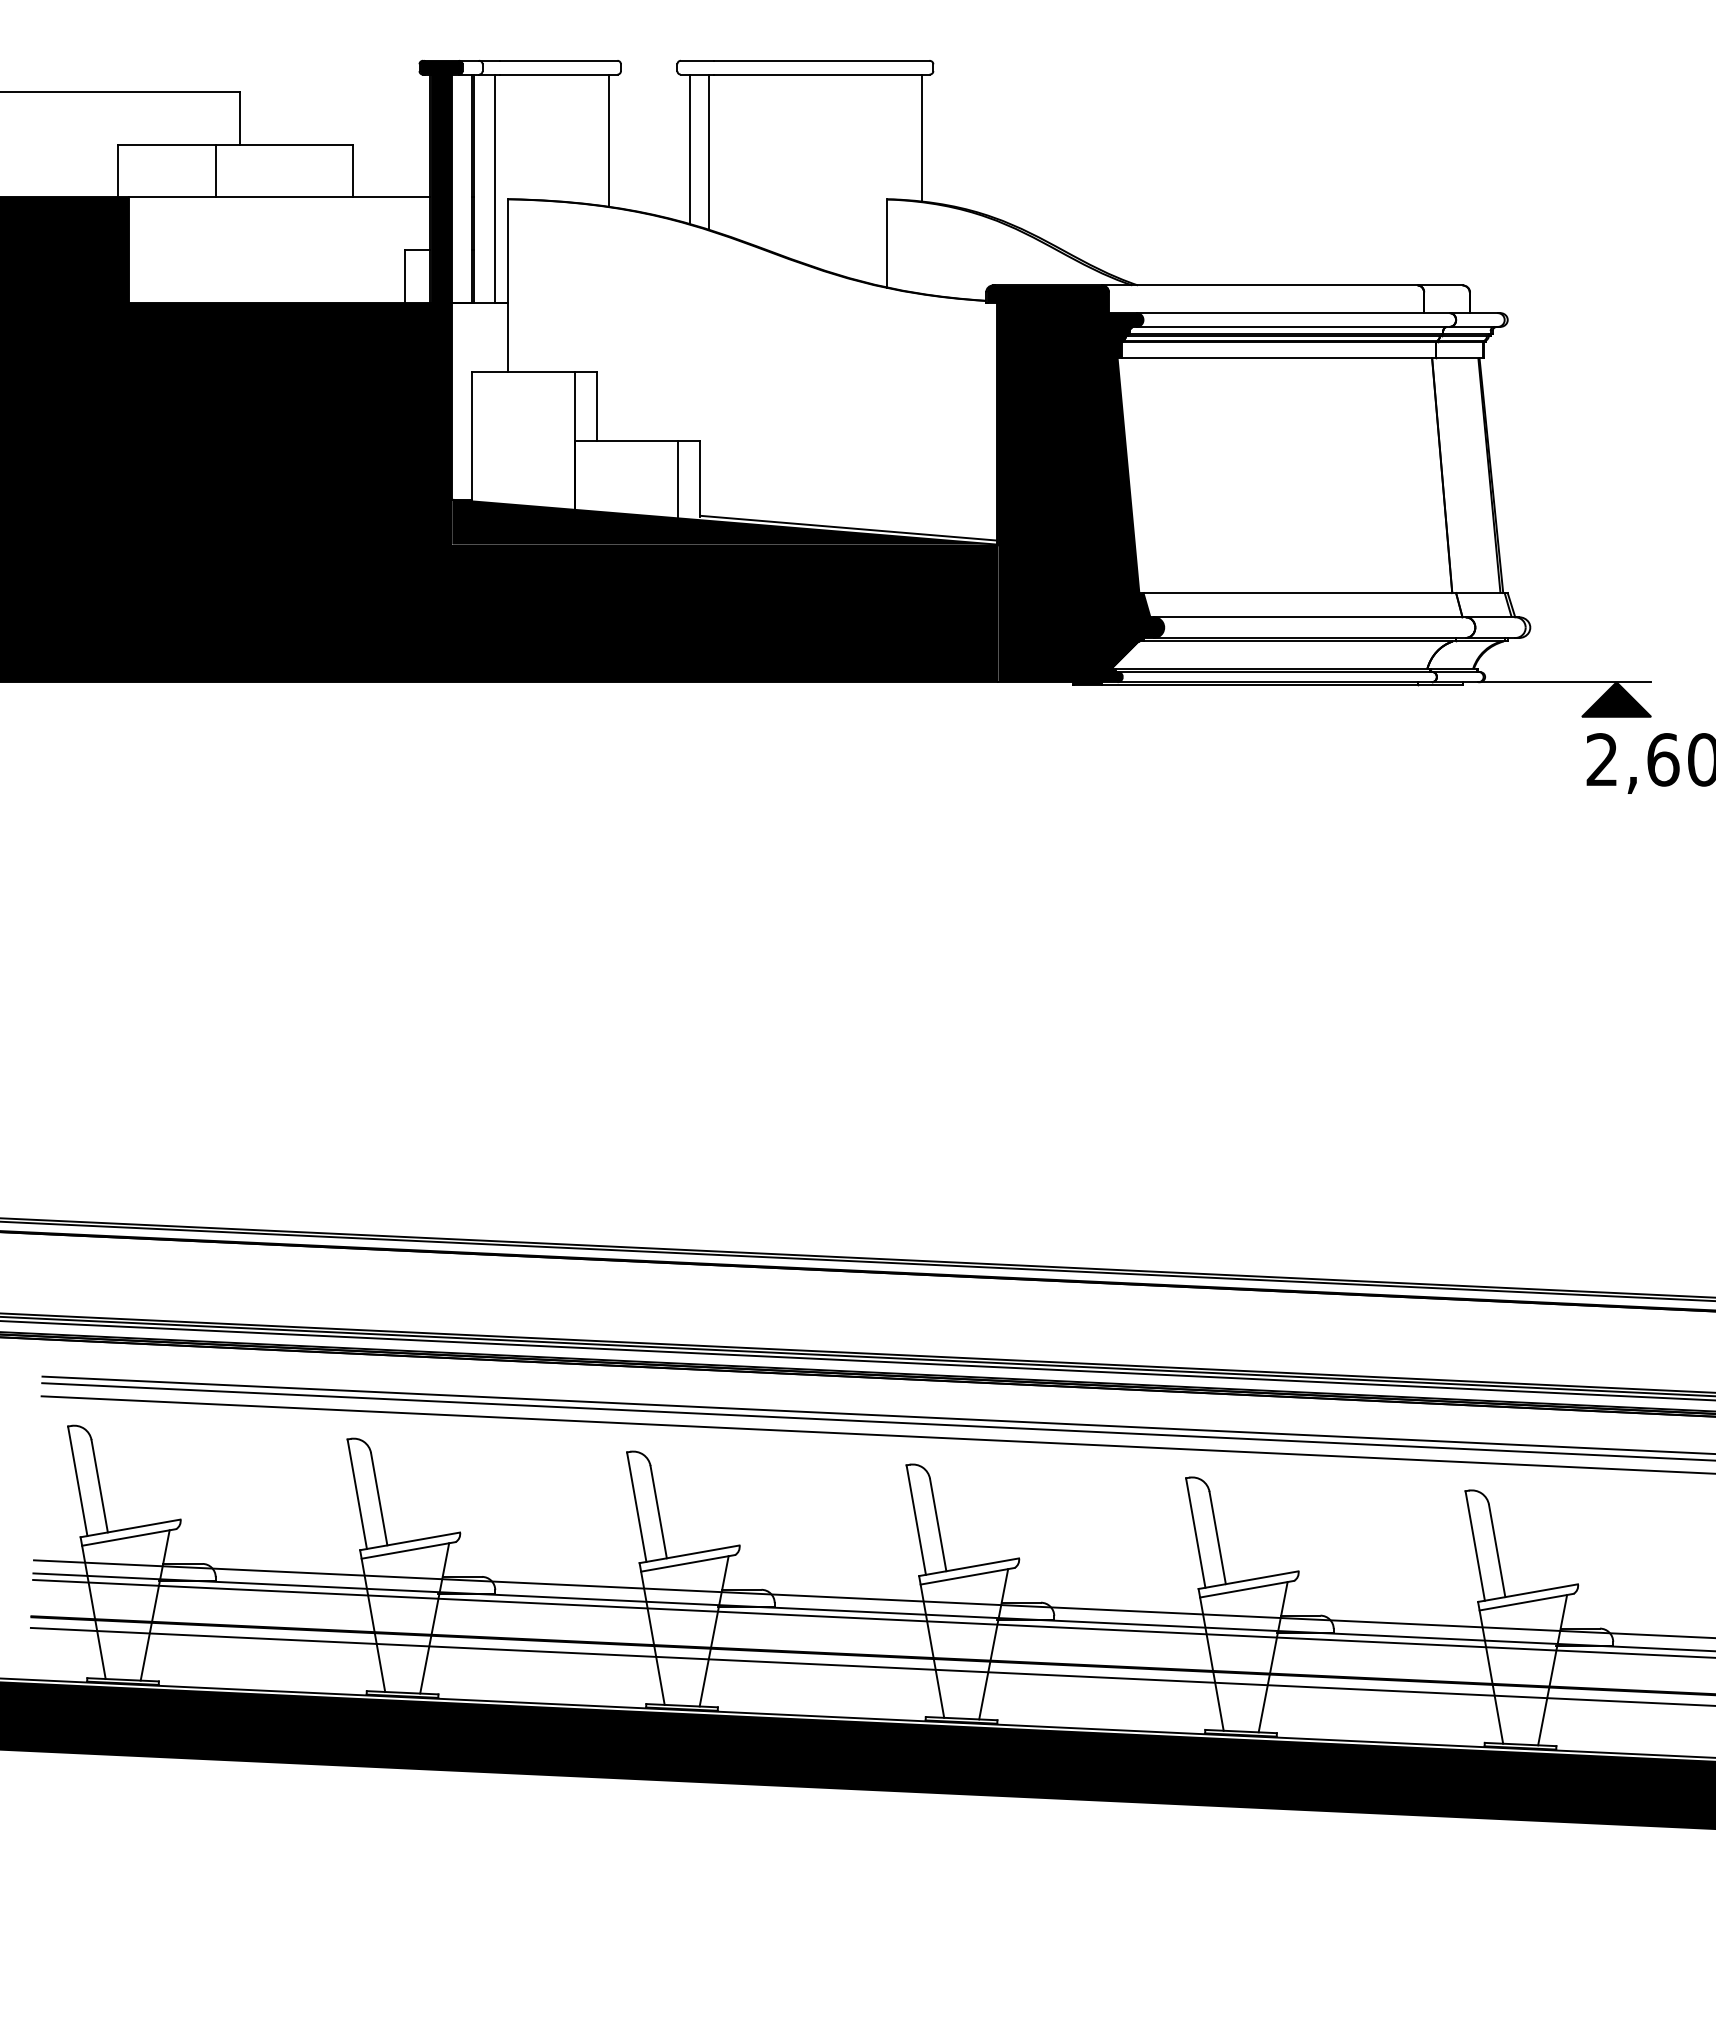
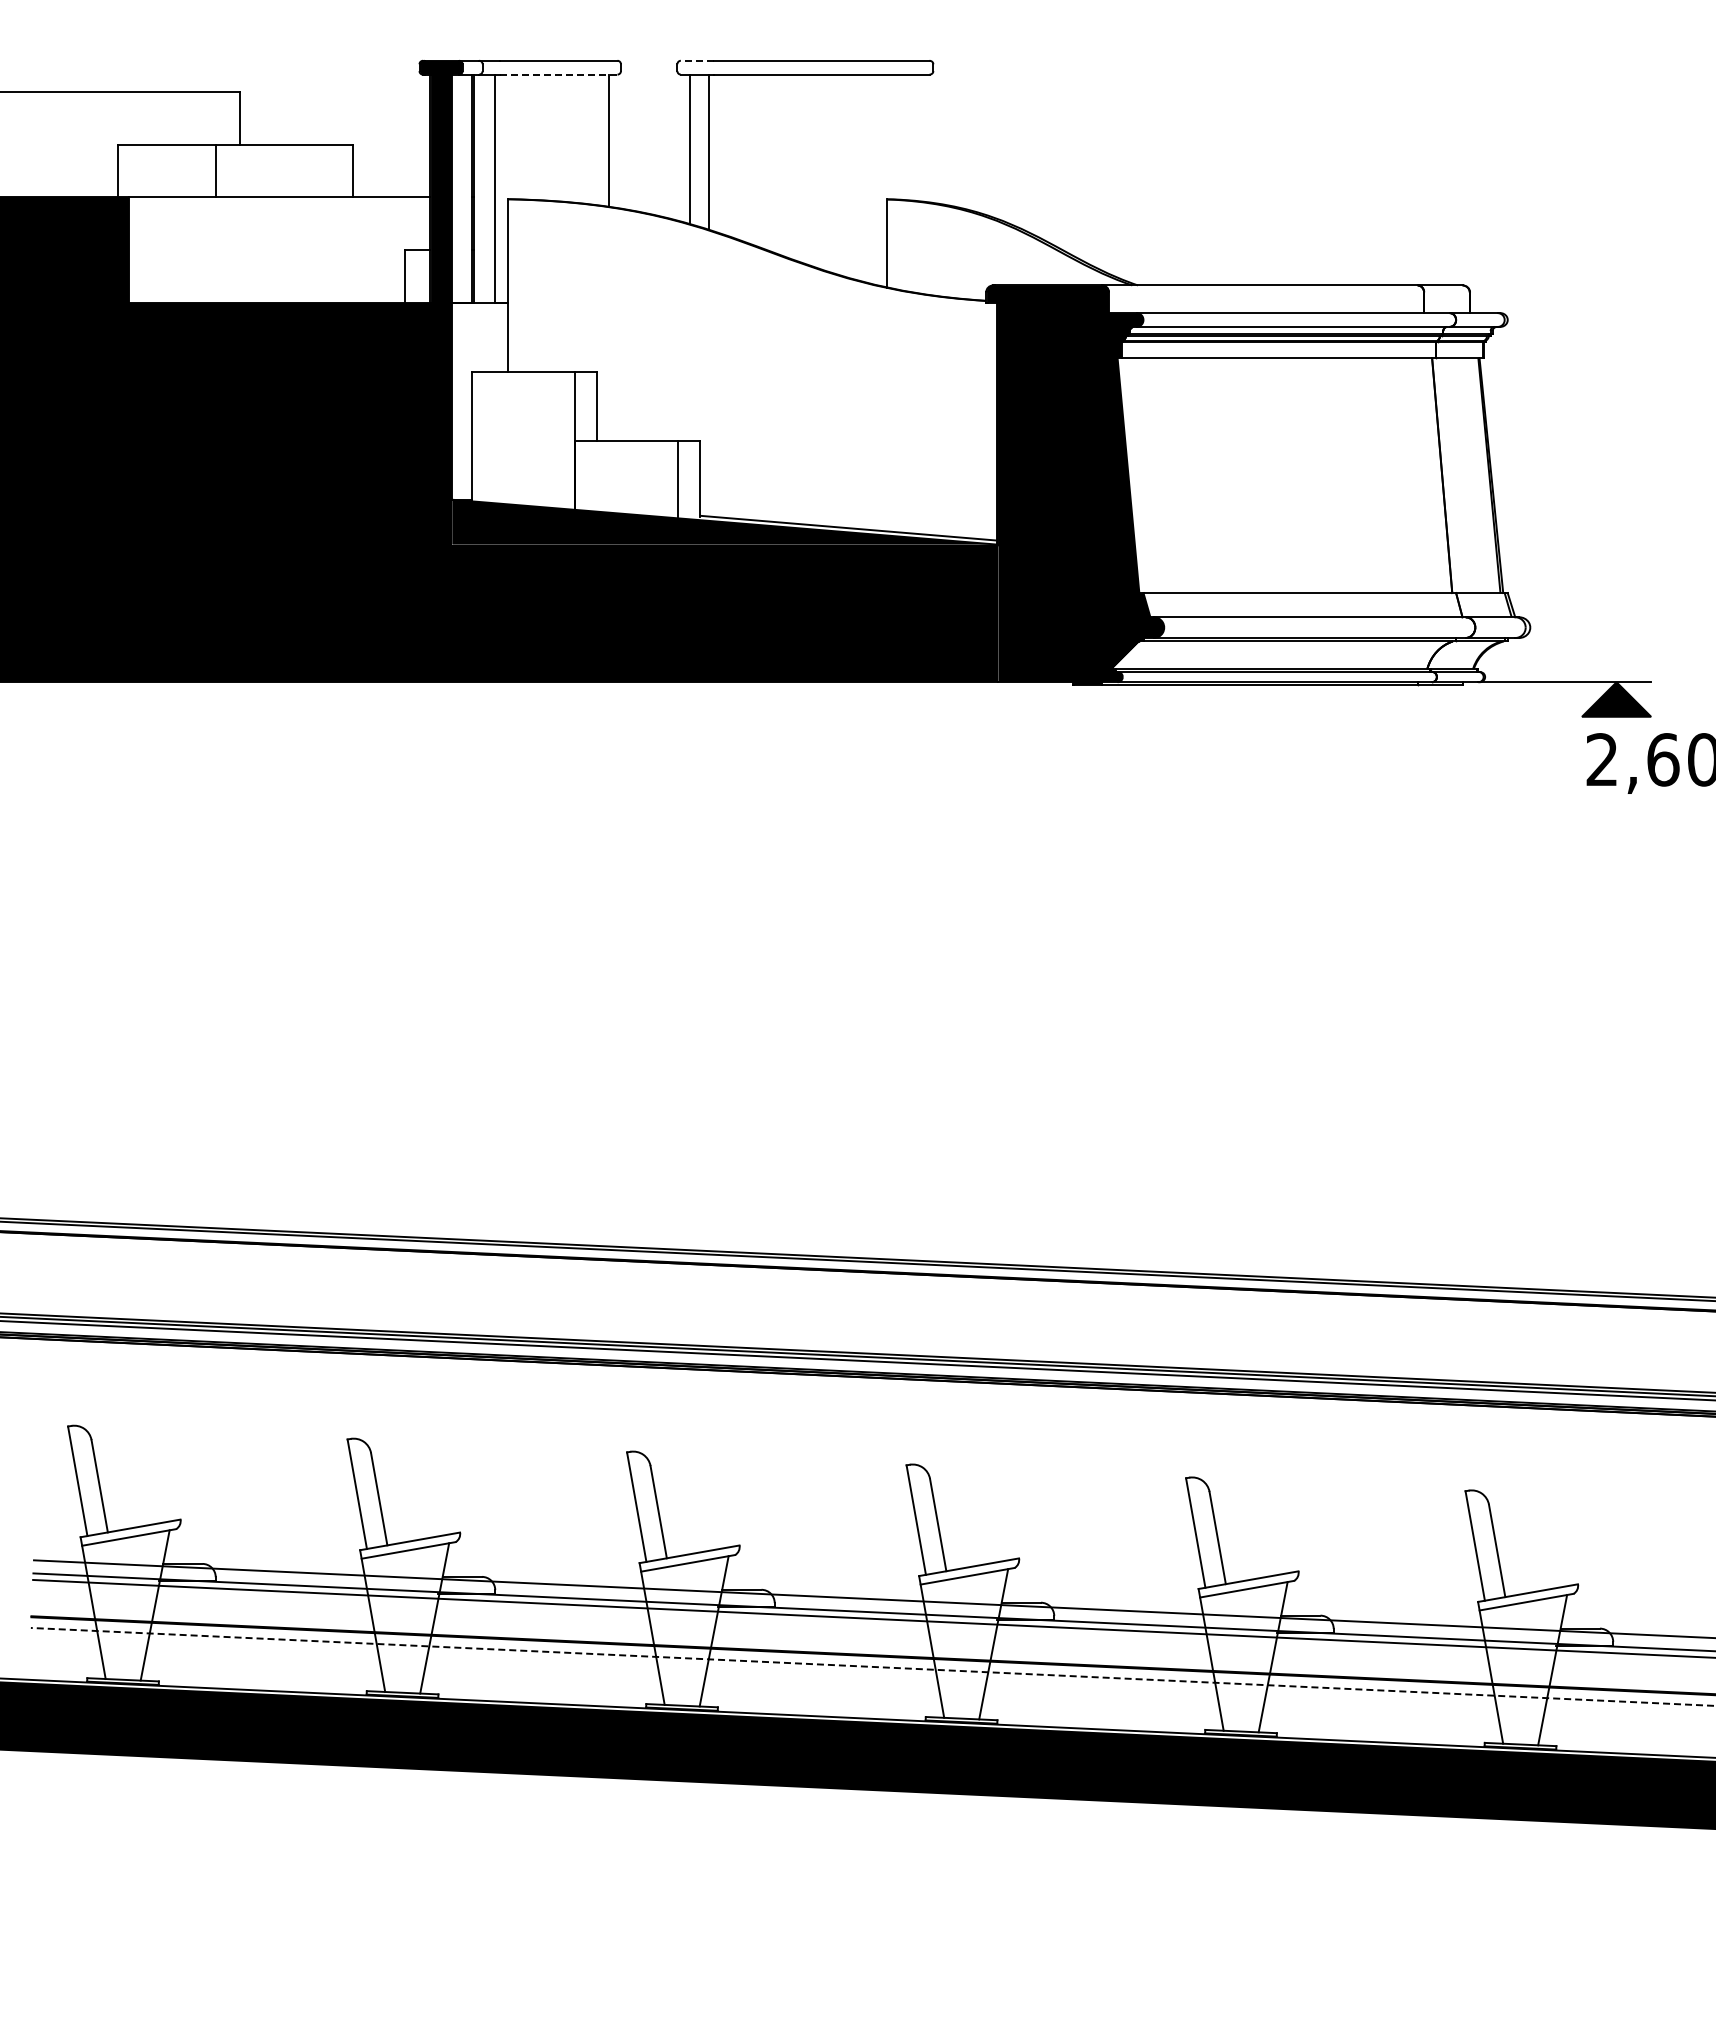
line: solid -> dashed (696, 60)
line: solid -> dashed (558, 74)
line: present -> none (921, 137)
line: present -> none (877, 1414)
line: present -> none (877, 1421)
line: present -> none (876, 1434)
line: solid -> dashed (872, 1666)
